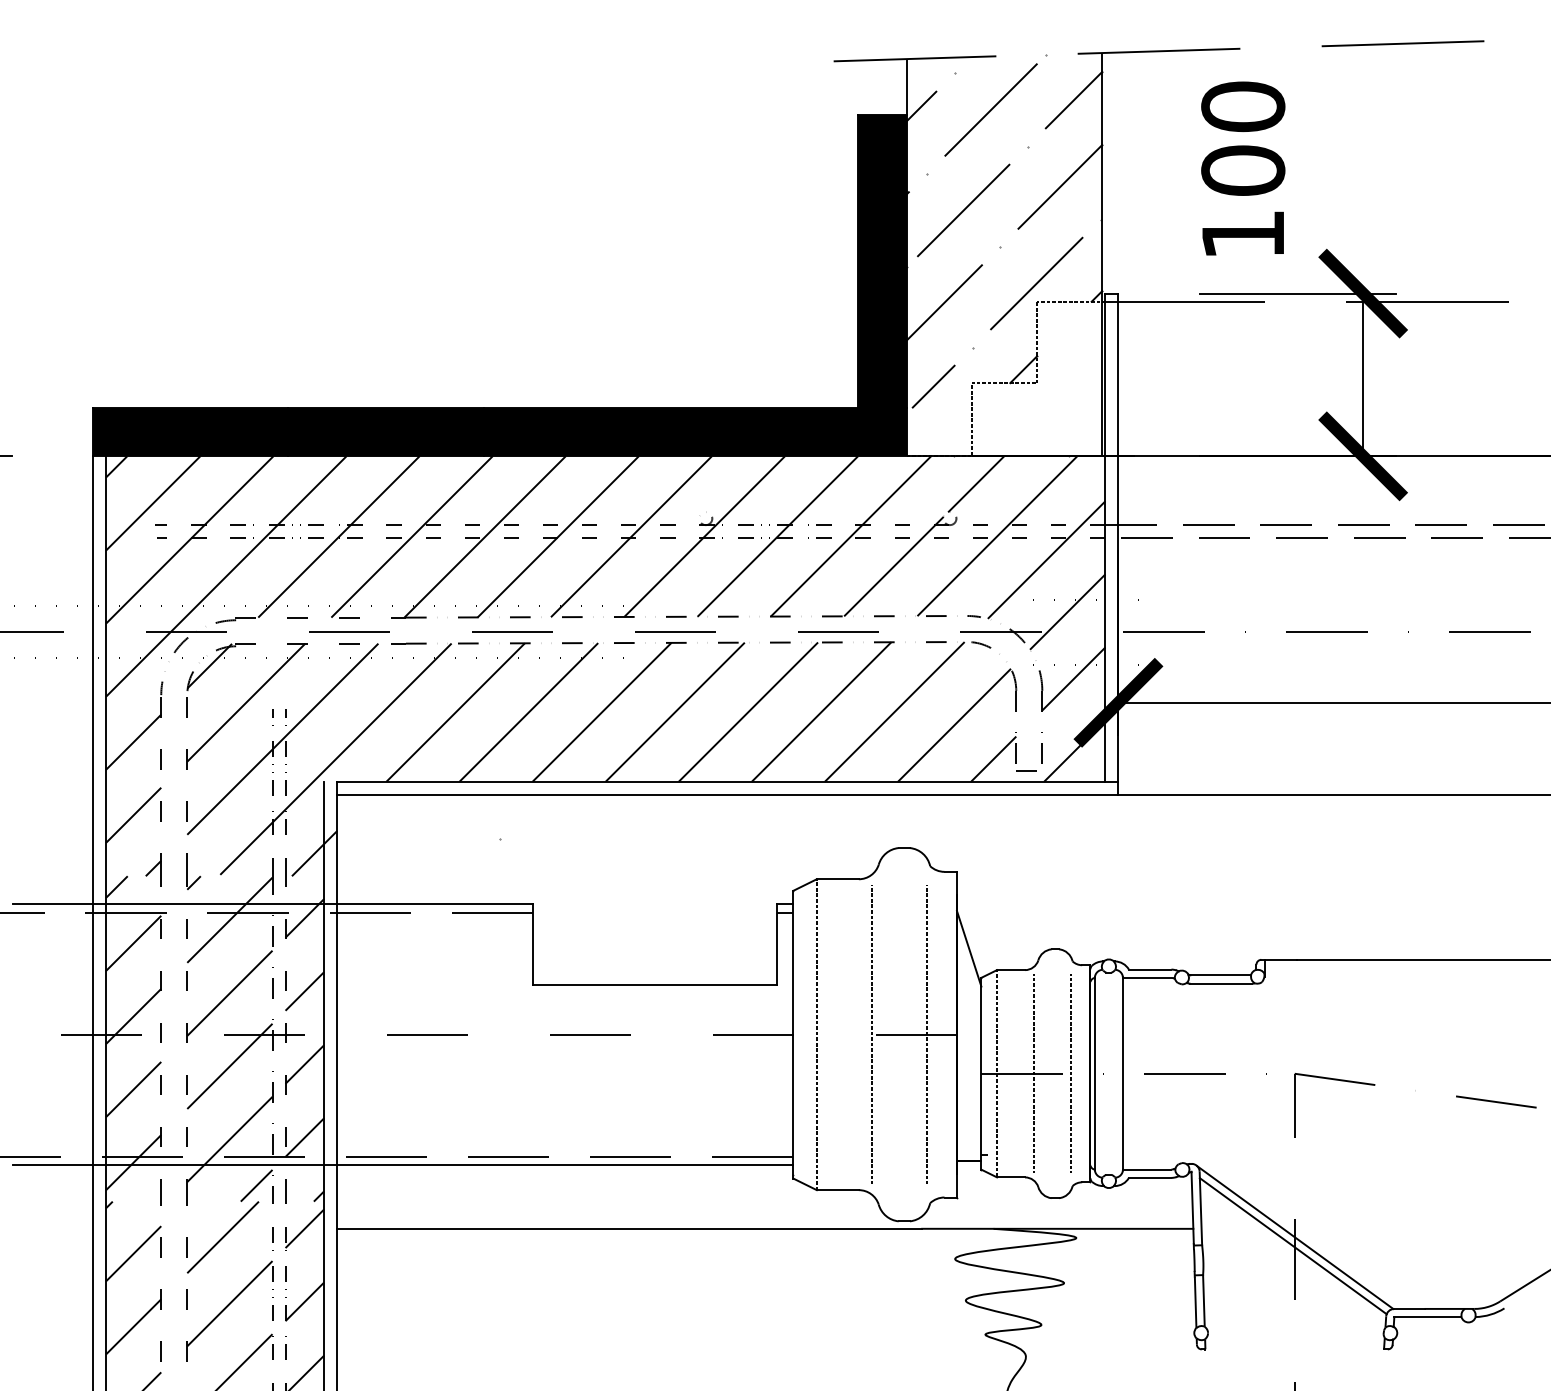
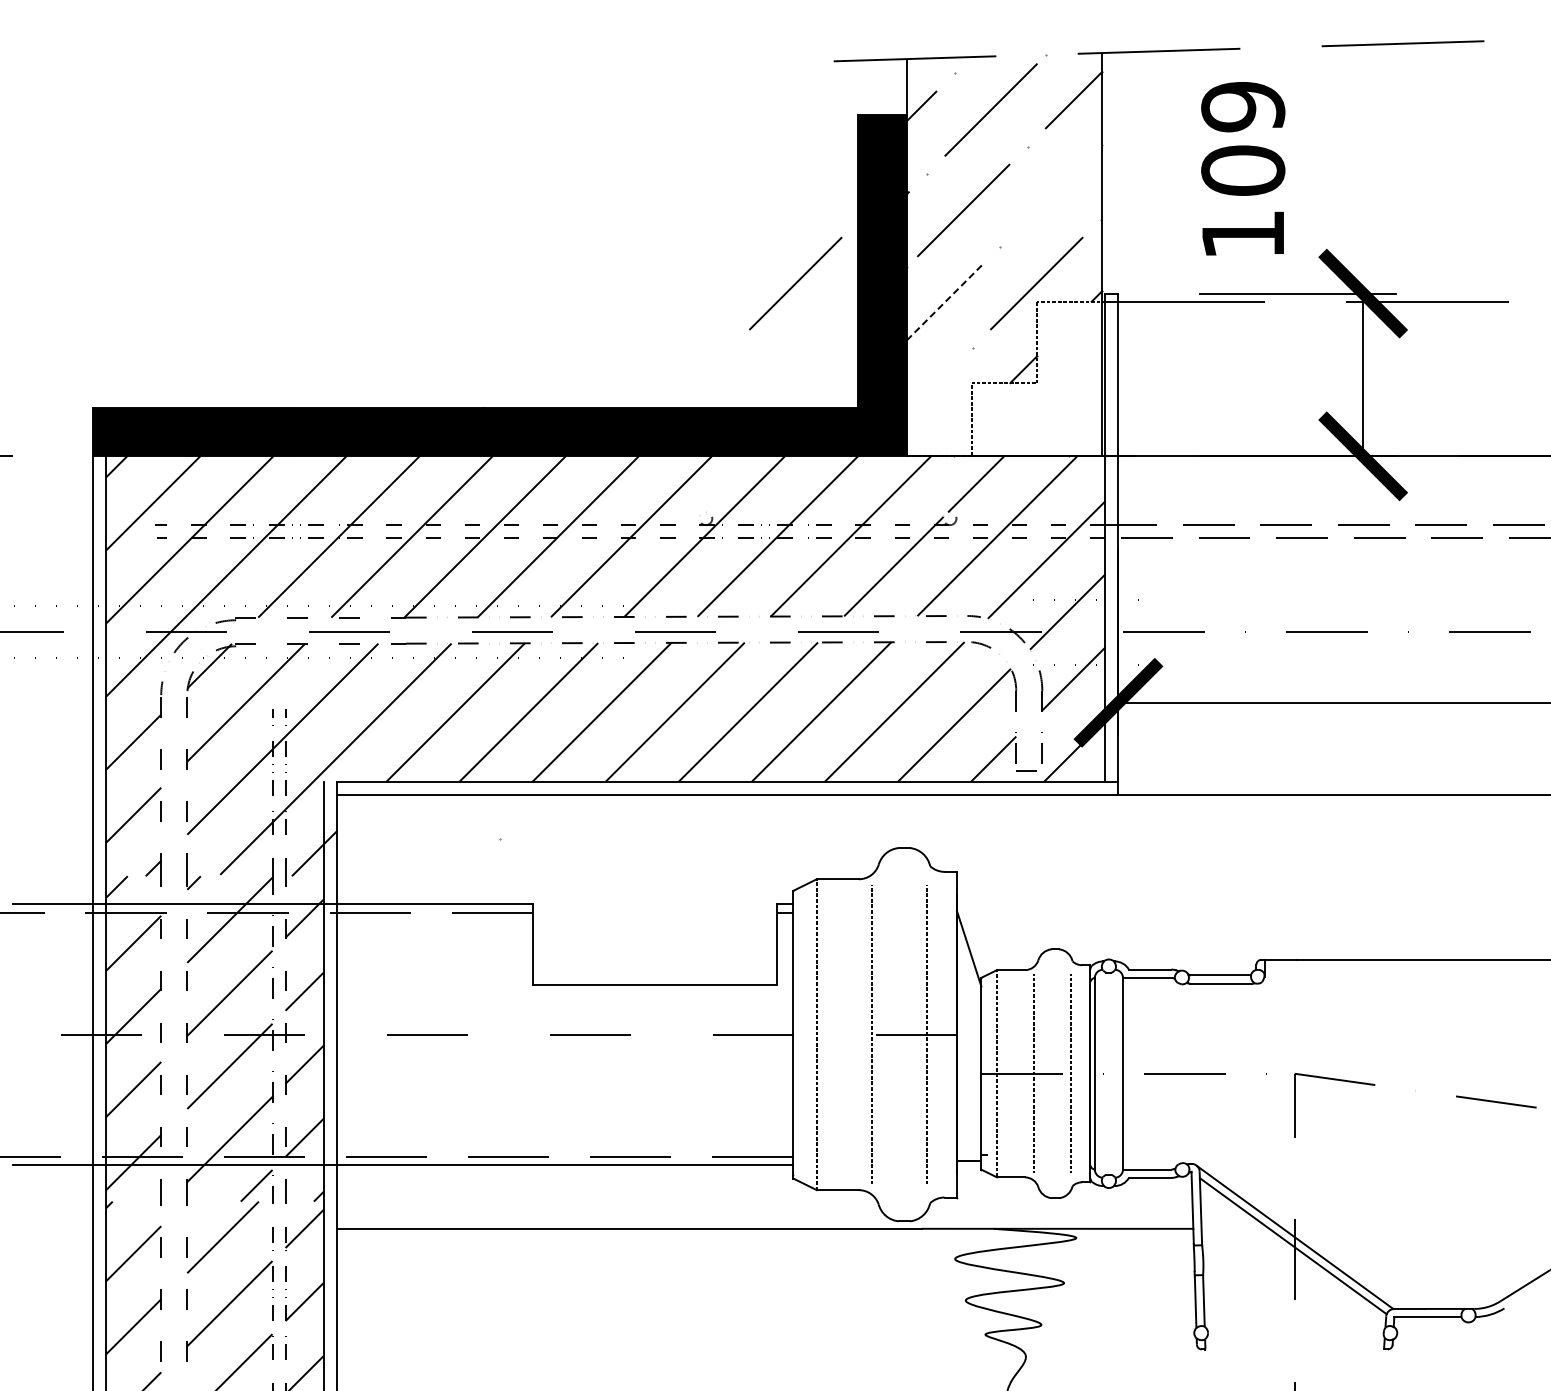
text: 100 -> 109 (1243, 106)
line: present -> none (1060, 186)
line: none -> present (795, 283)
line: solid -> dashed (944, 302)
line: present -> none (933, 386)
